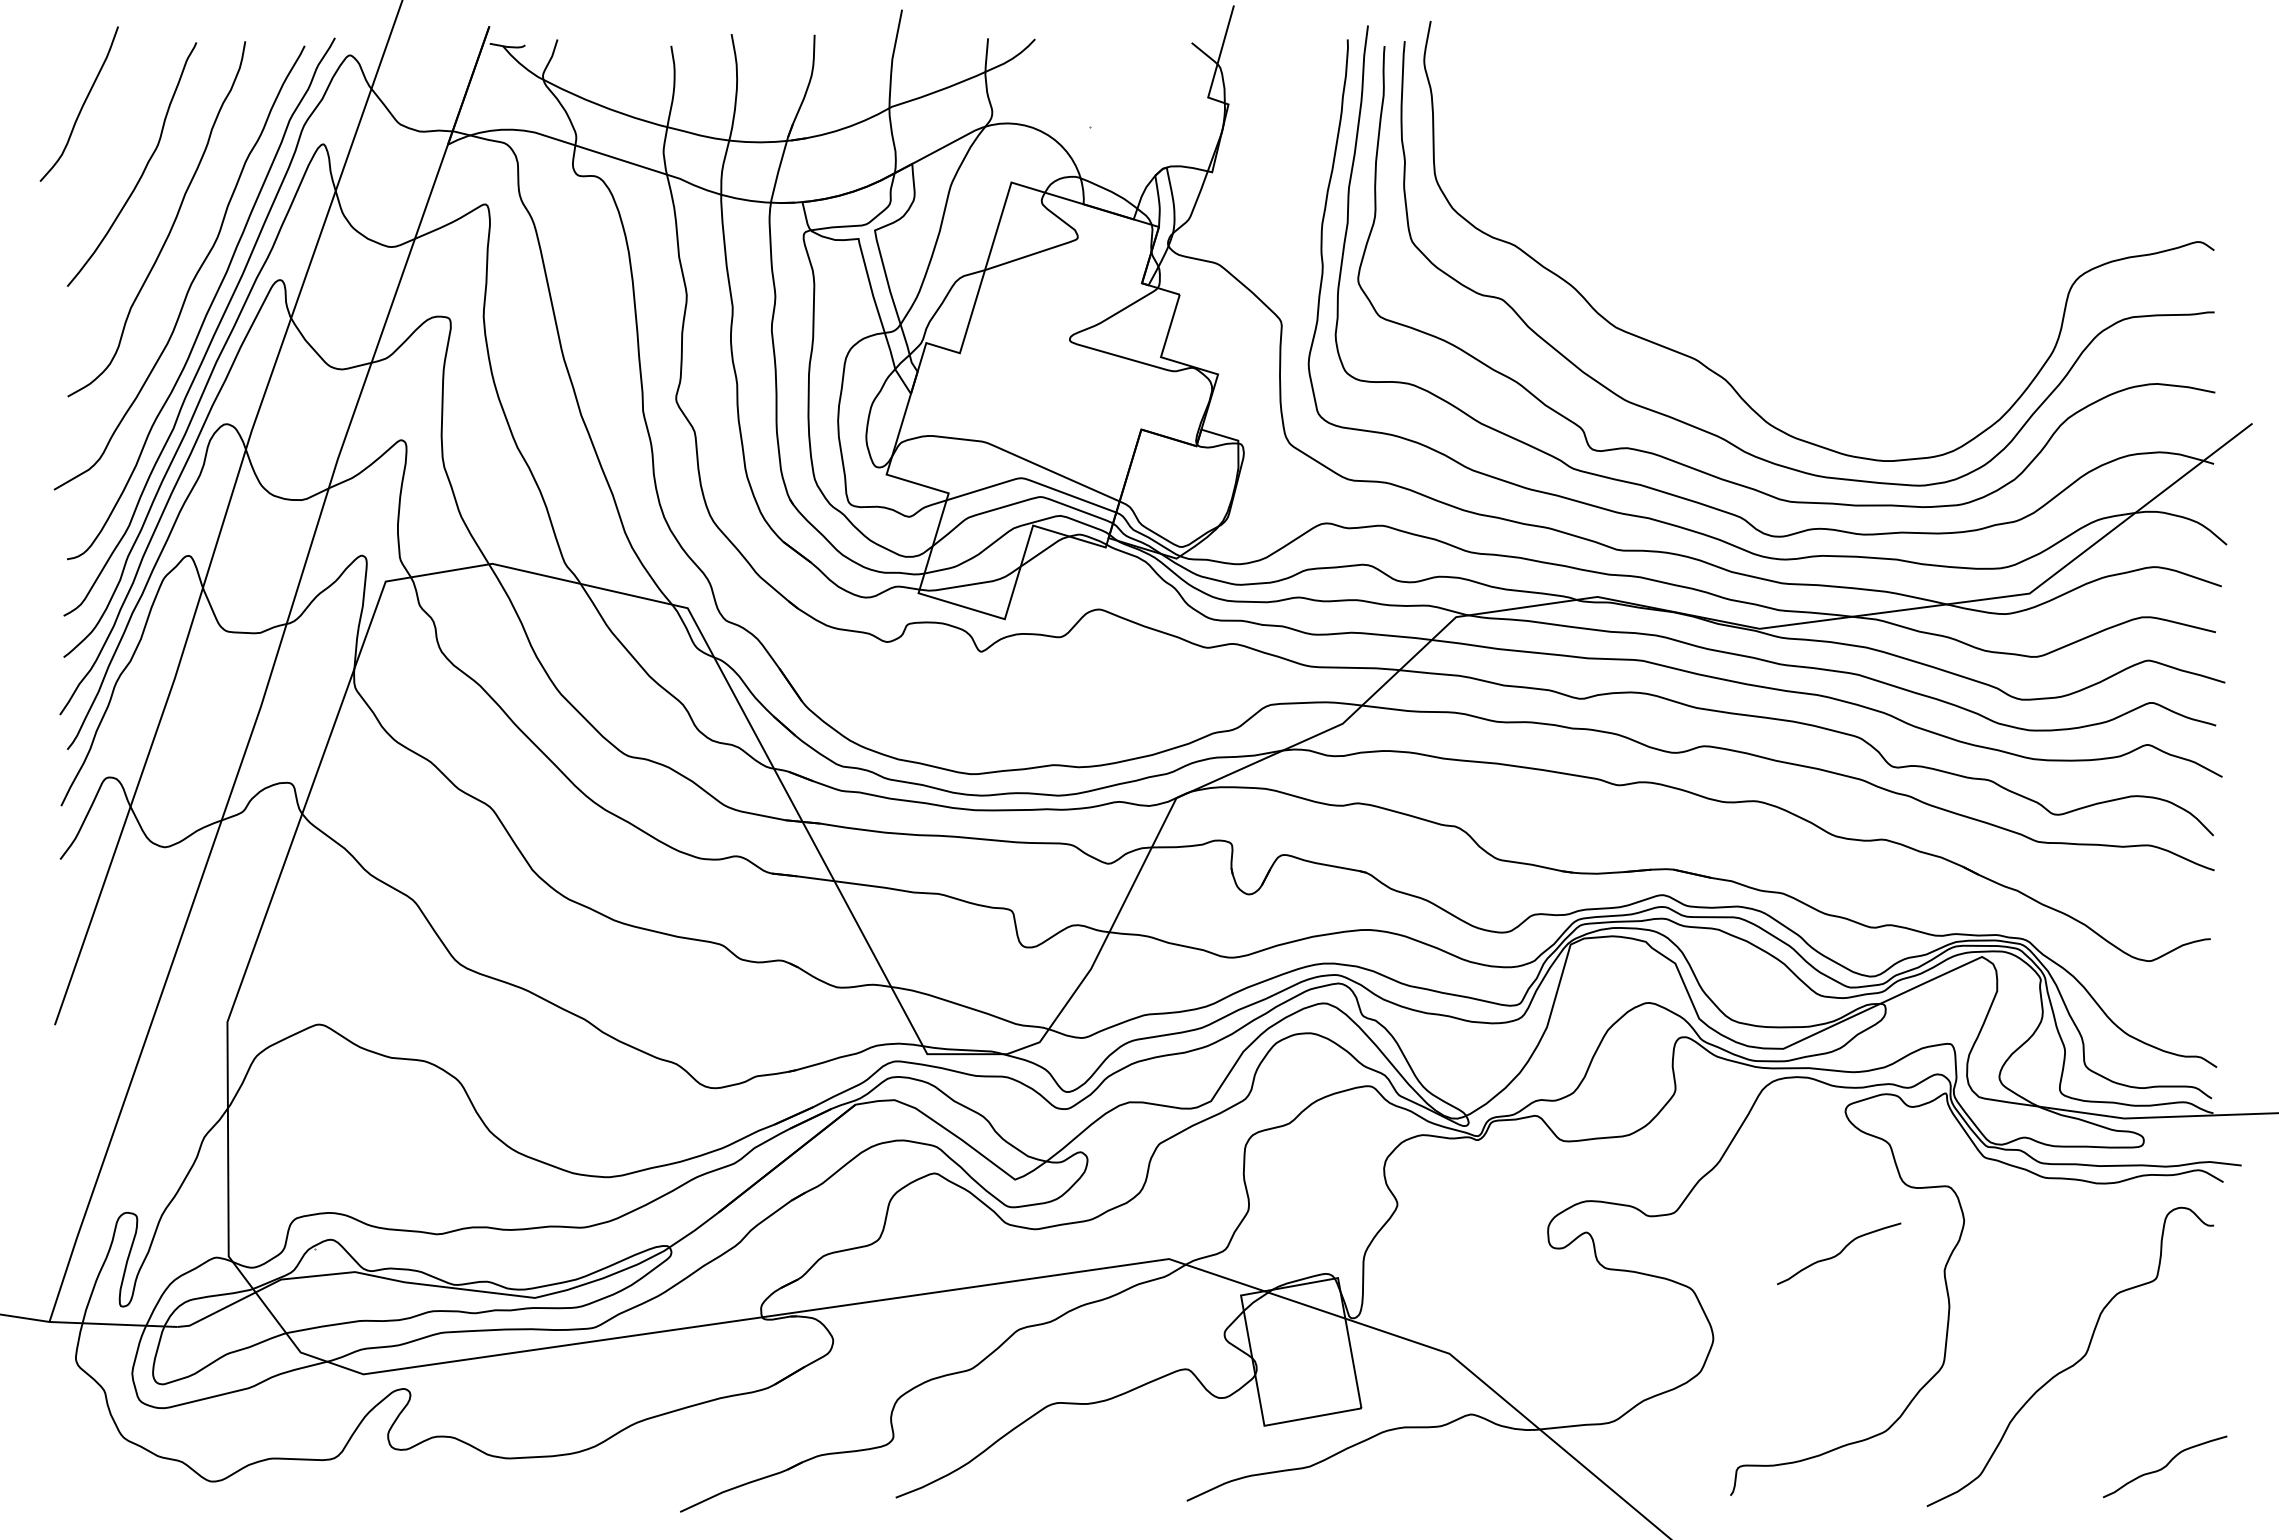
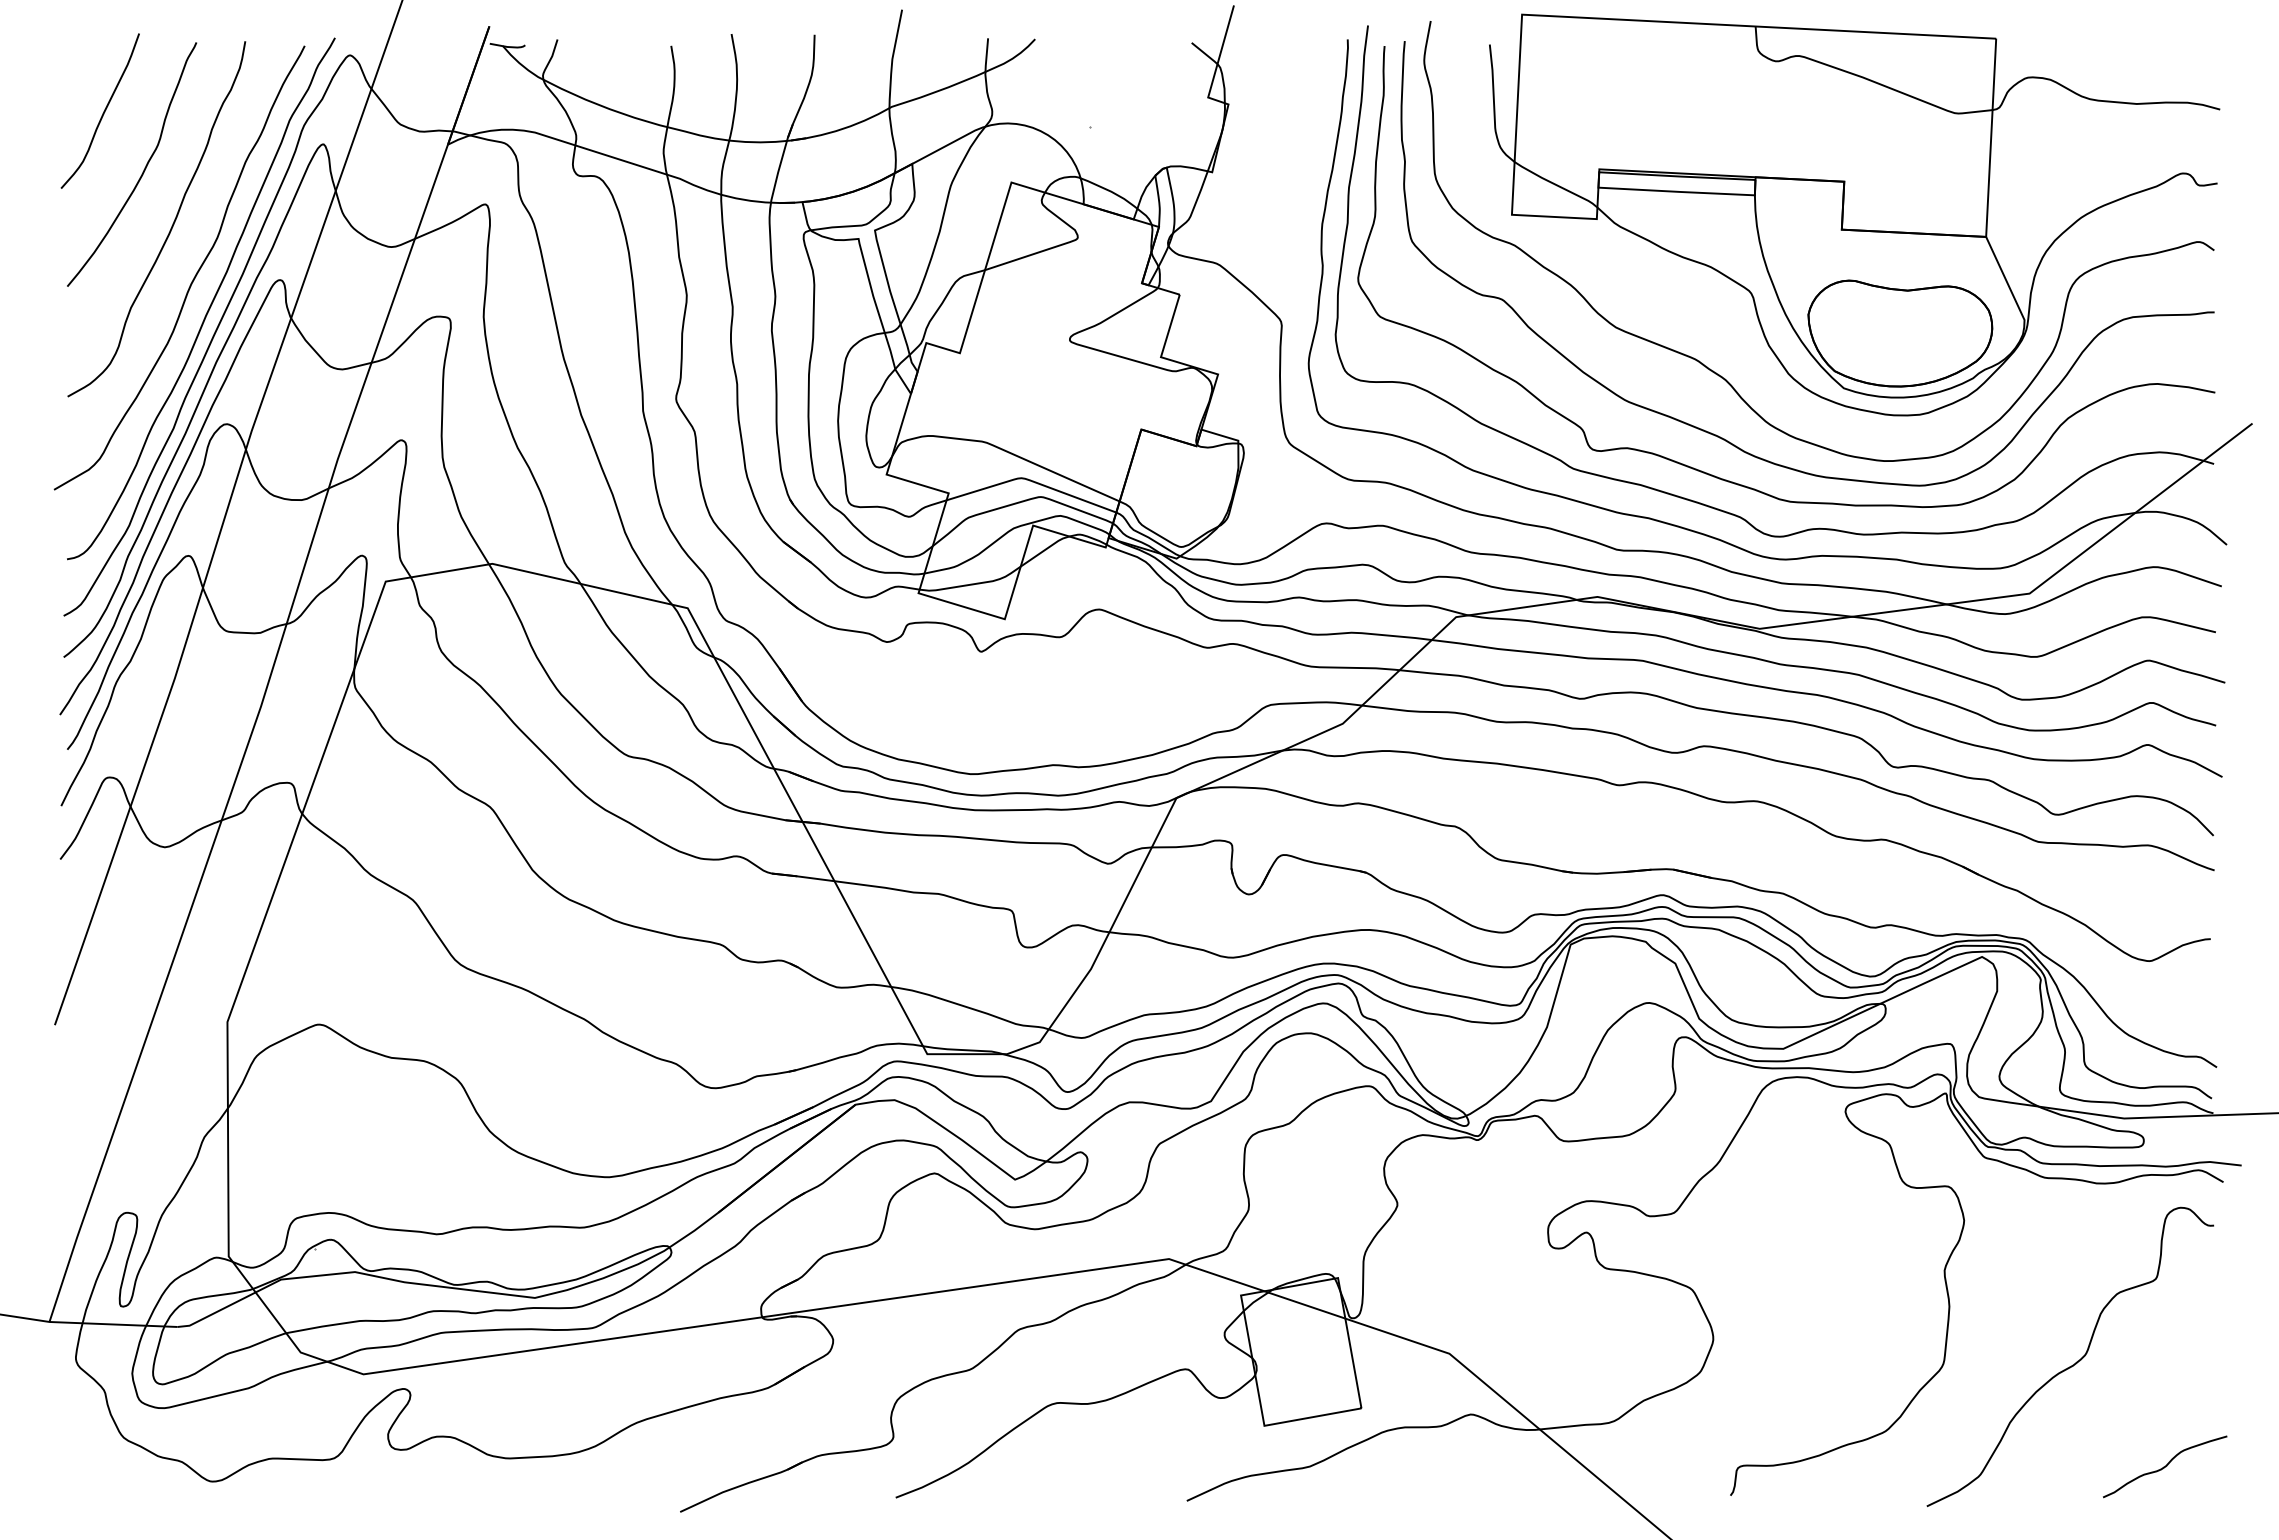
curve position: (82, 104) -> (103, 111) (103, 111)
part: none -> present (1854, 214)
curve: present -> none (1839, 1253)
